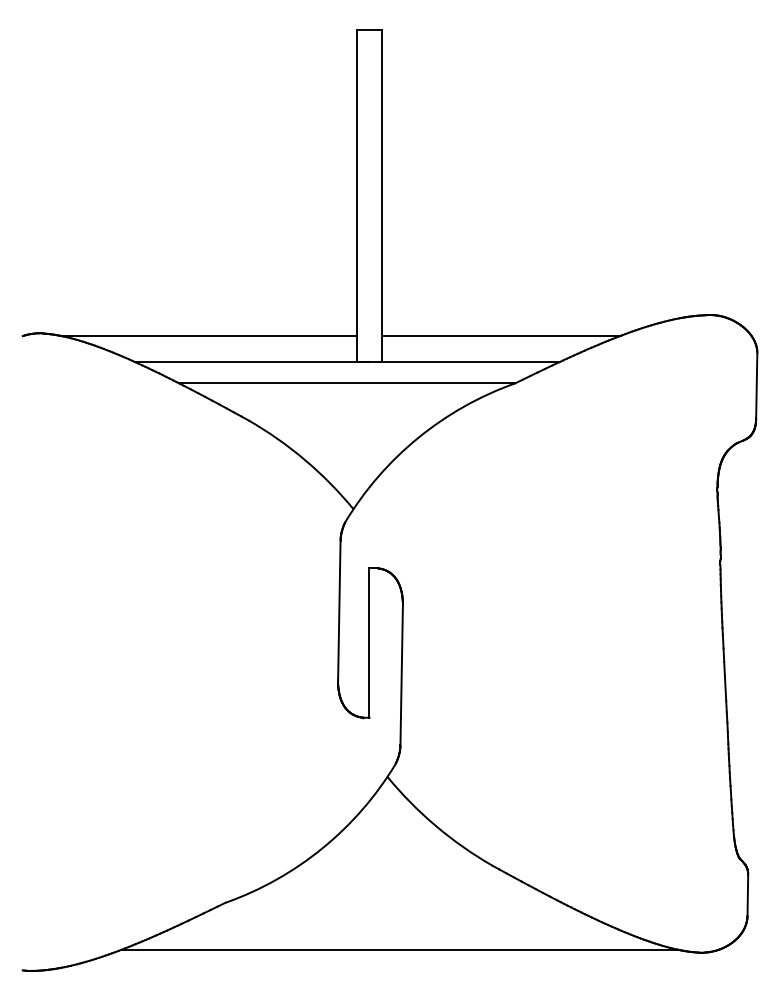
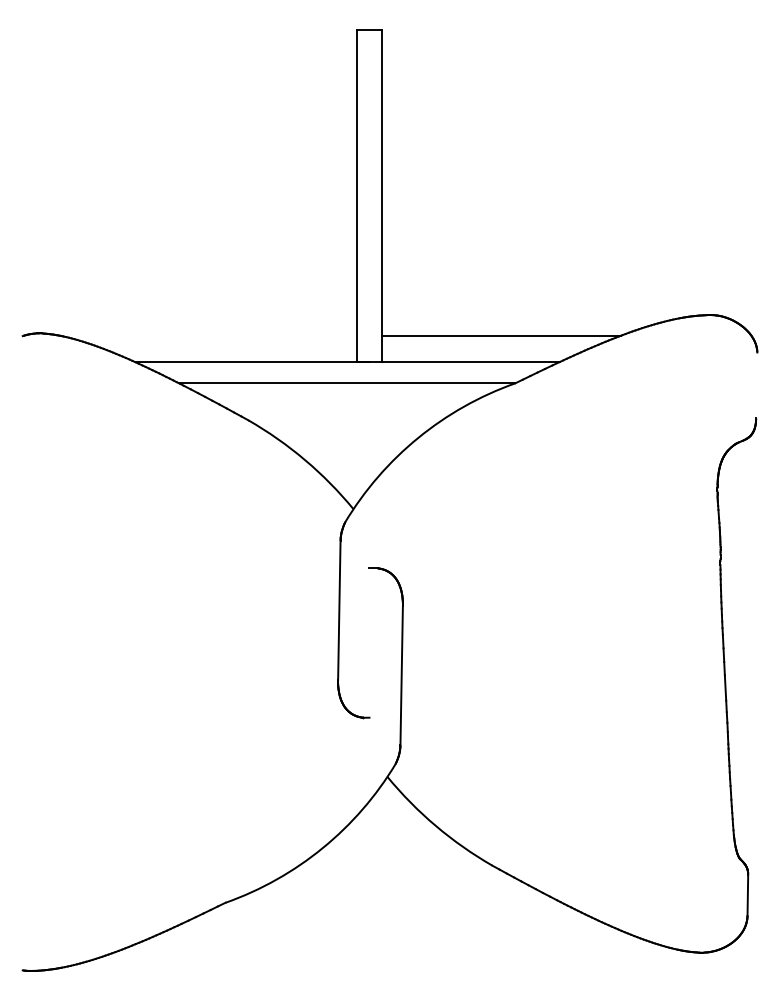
line: present -> none (208, 335)
line: present -> none (756, 385)
line: present -> none (369, 642)
line: present -> none (399, 949)
